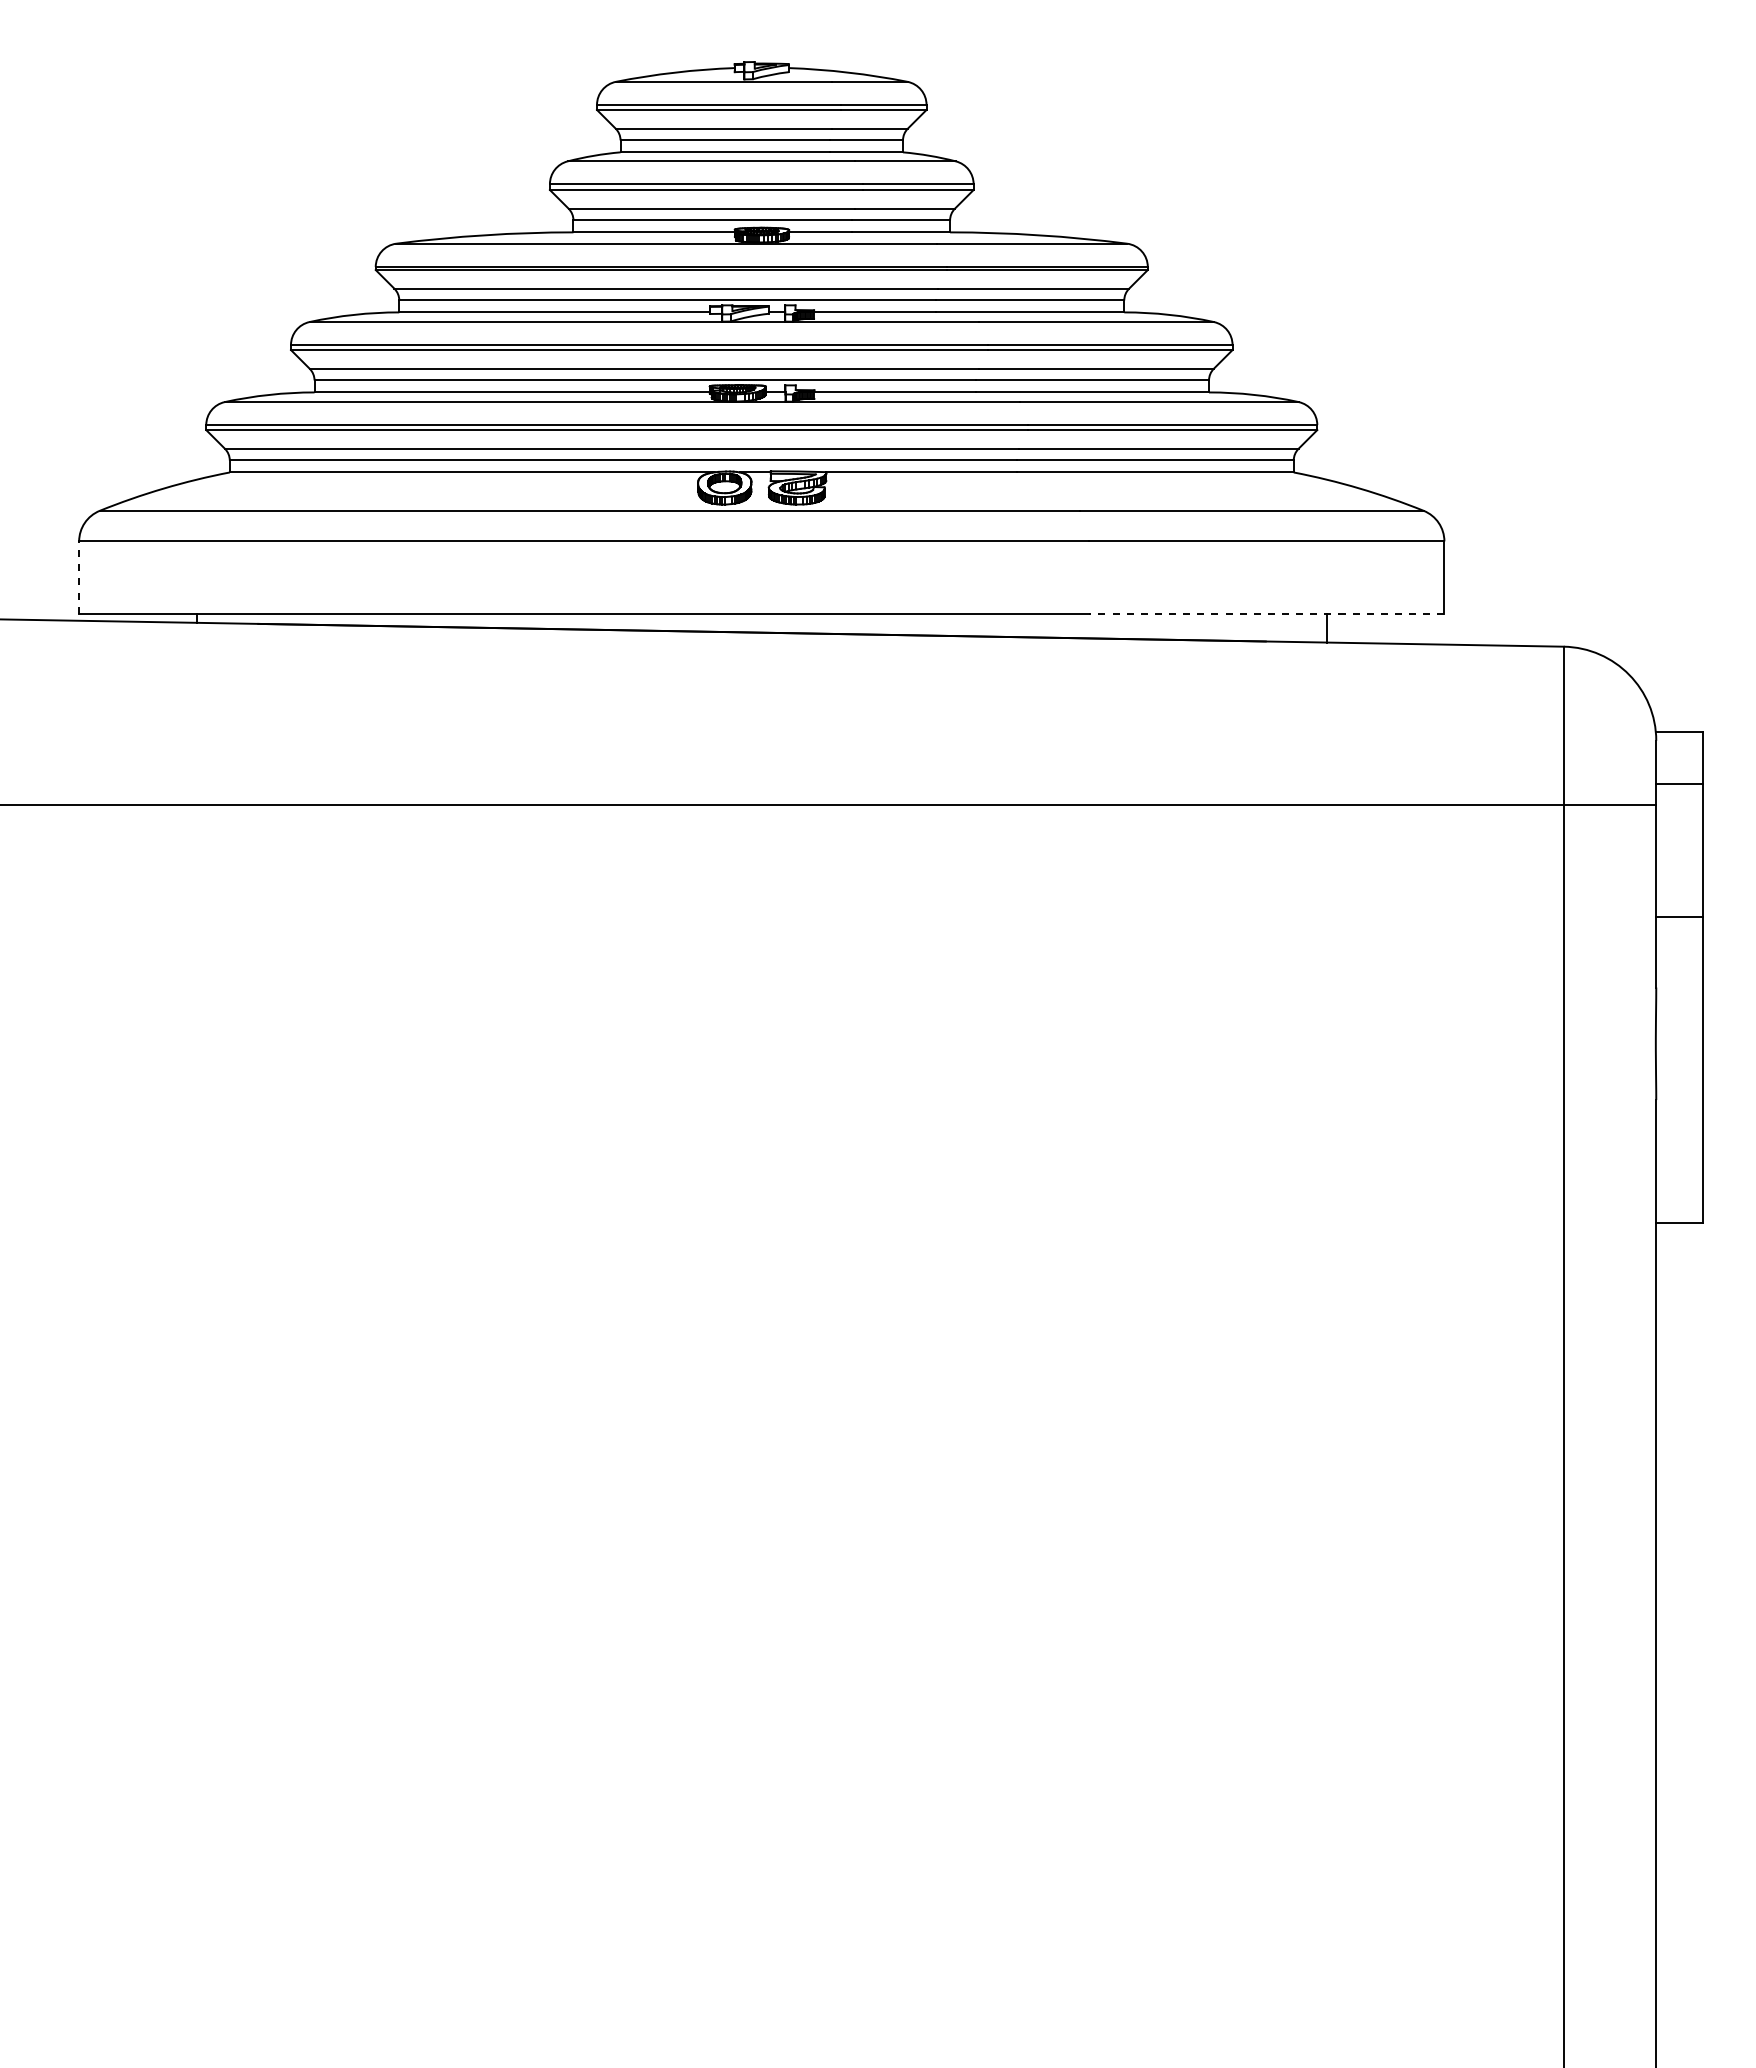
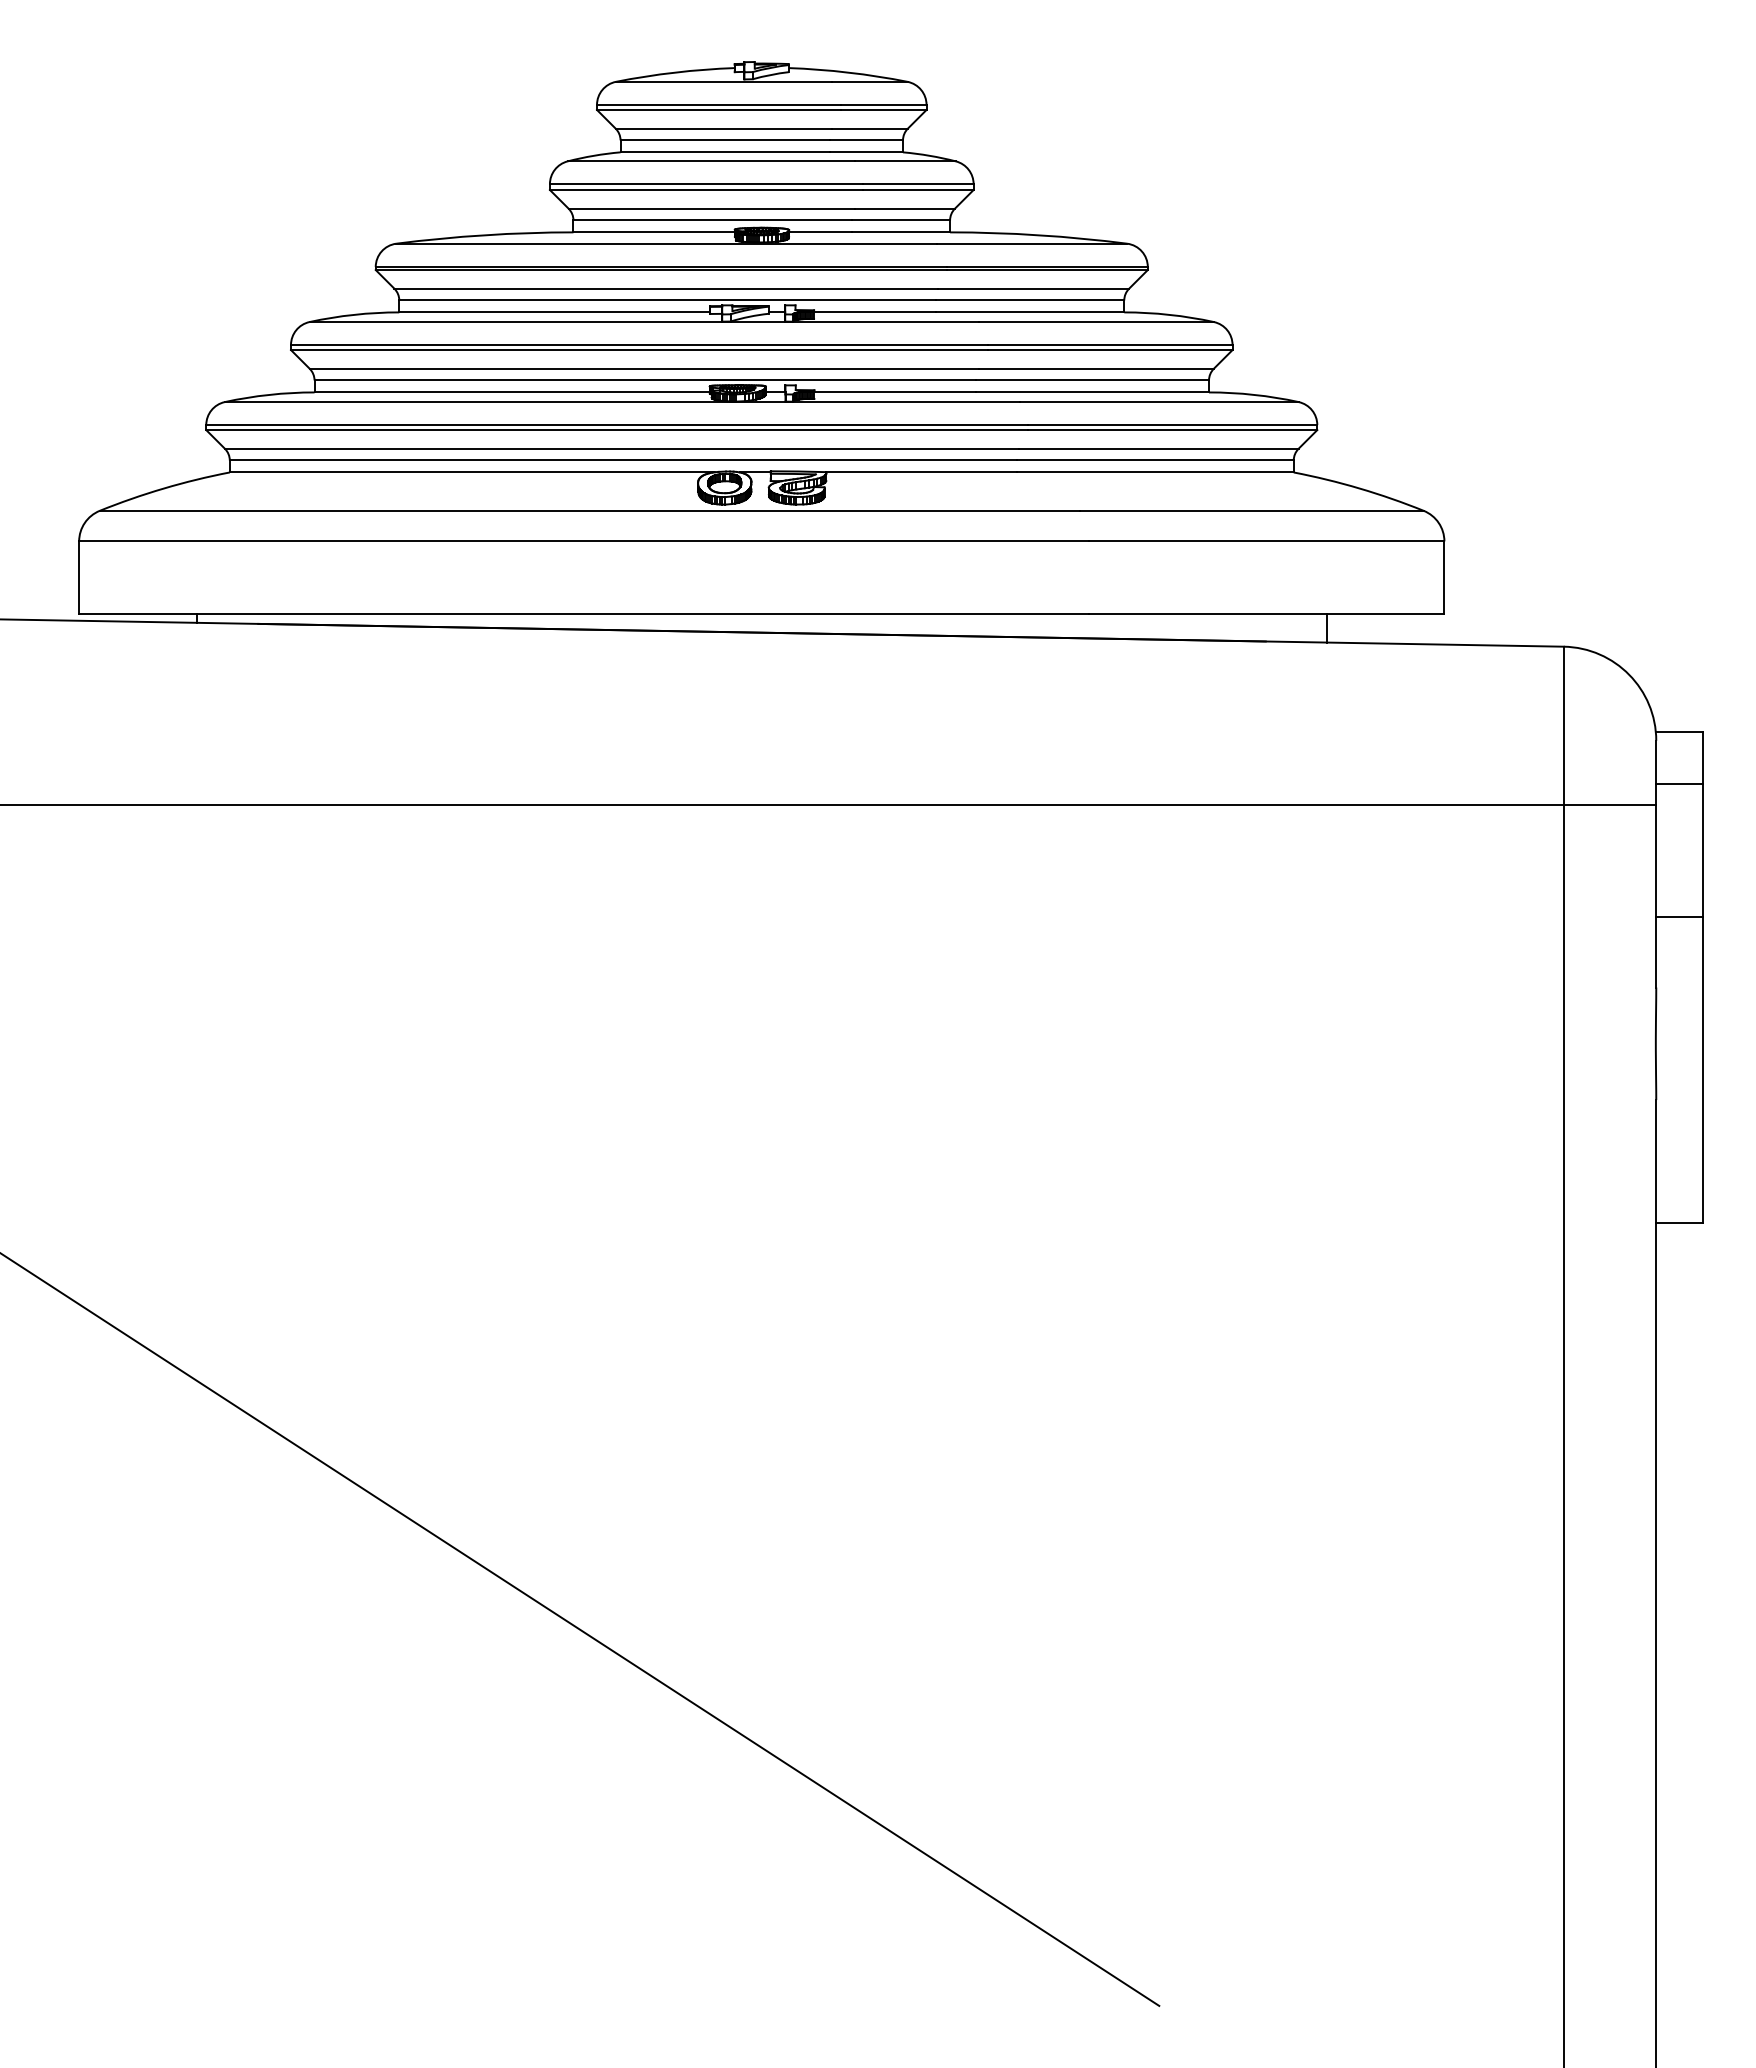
line: dashed -> solid (79, 577)
line: dashed -> solid (1266, 613)
line: none -> present (580, 1629)
